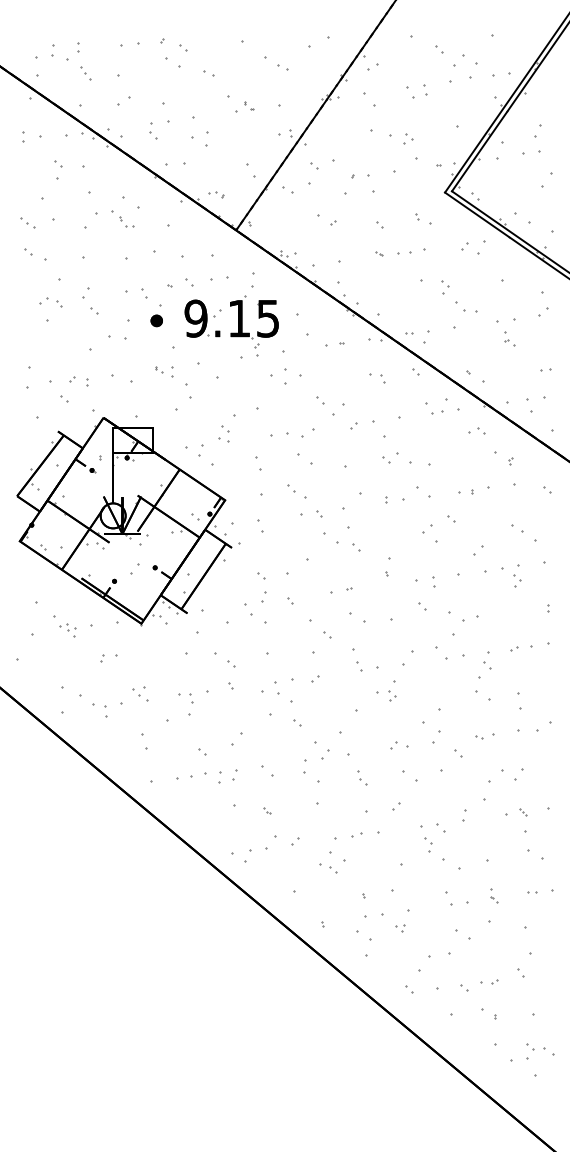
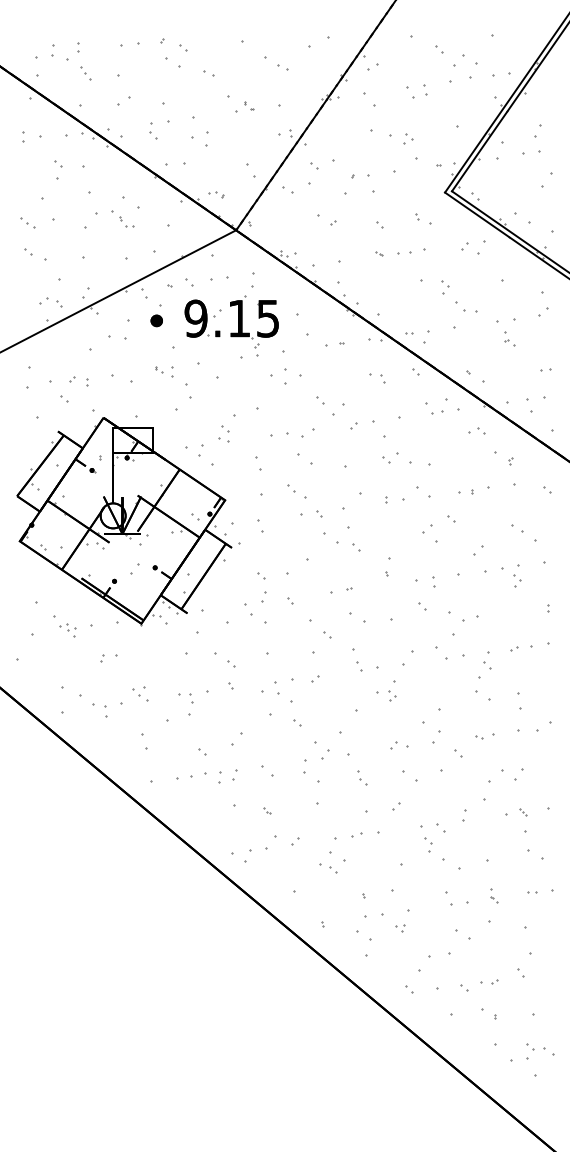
line: none -> present (119, 290)
